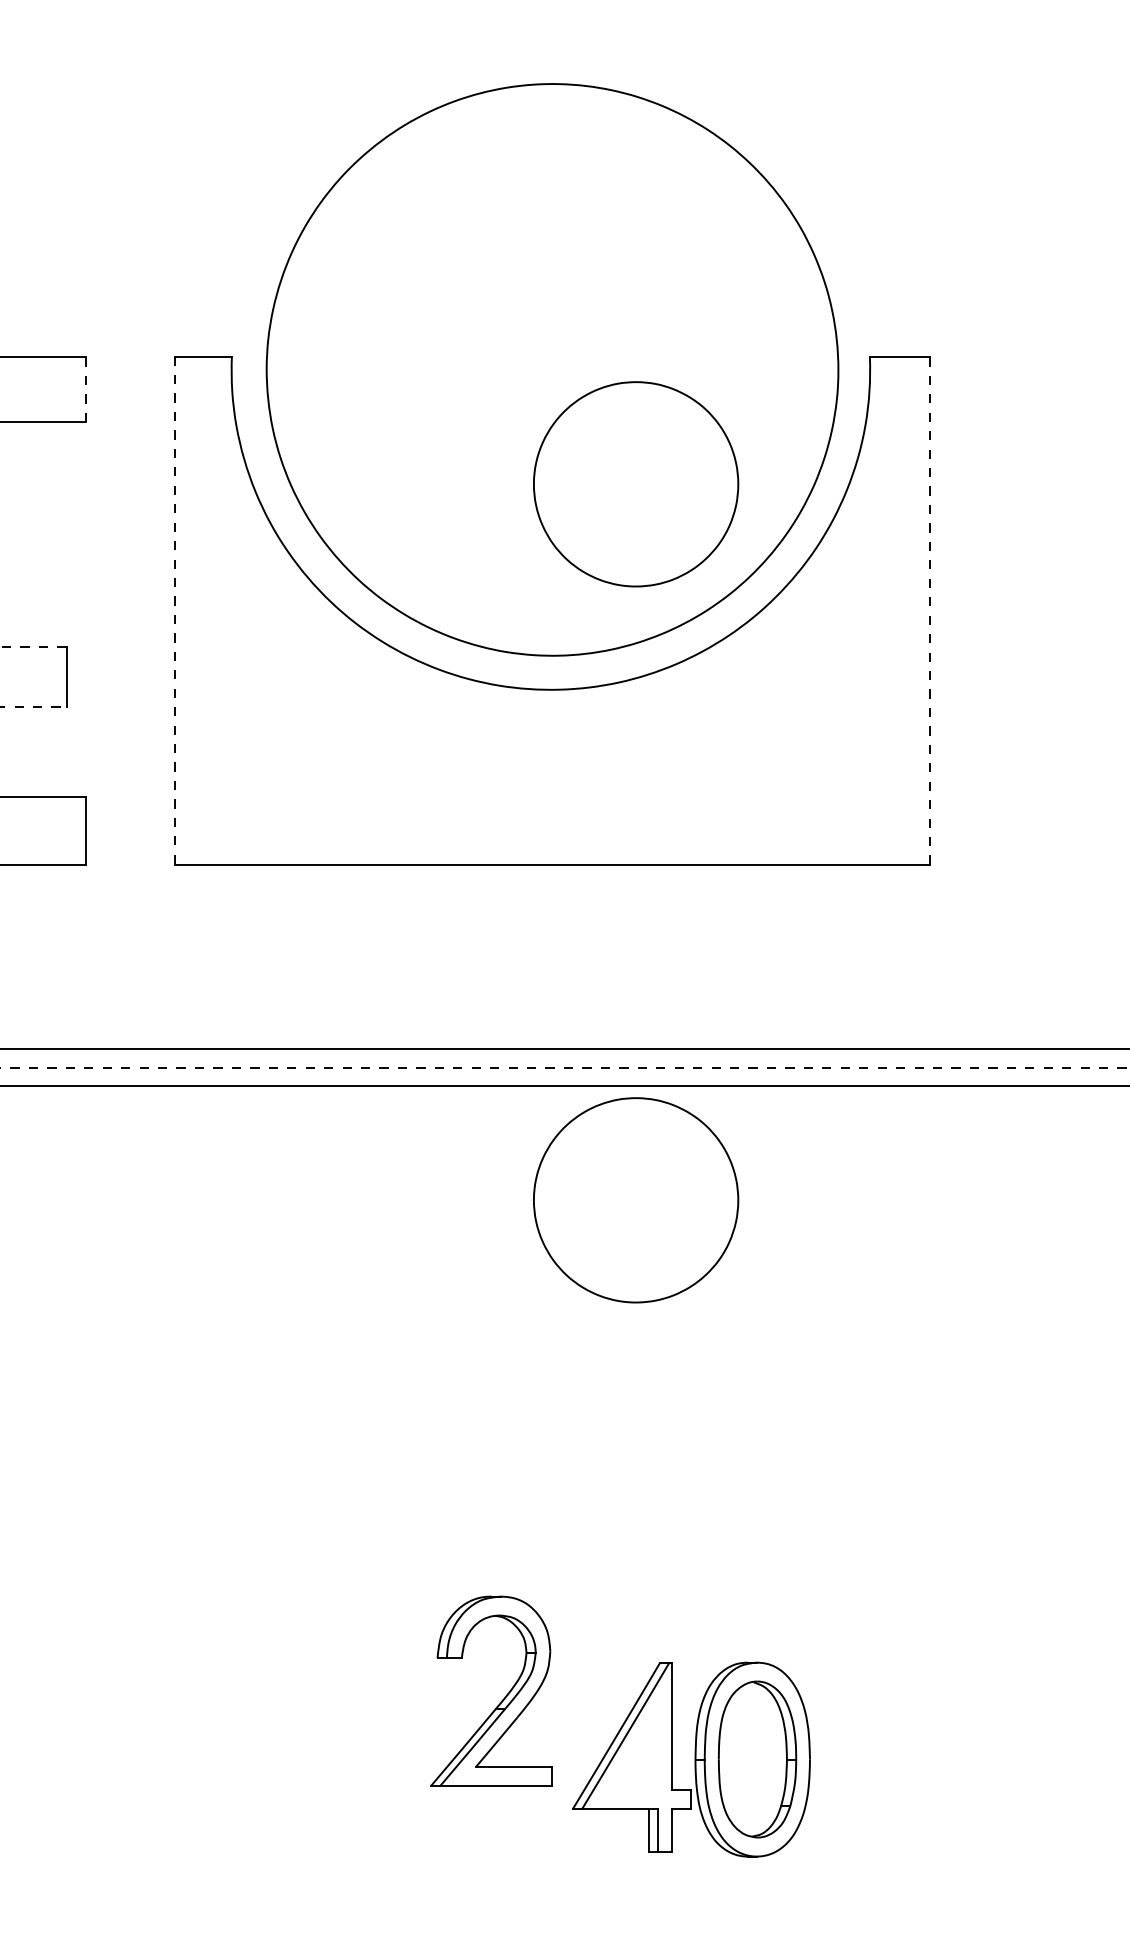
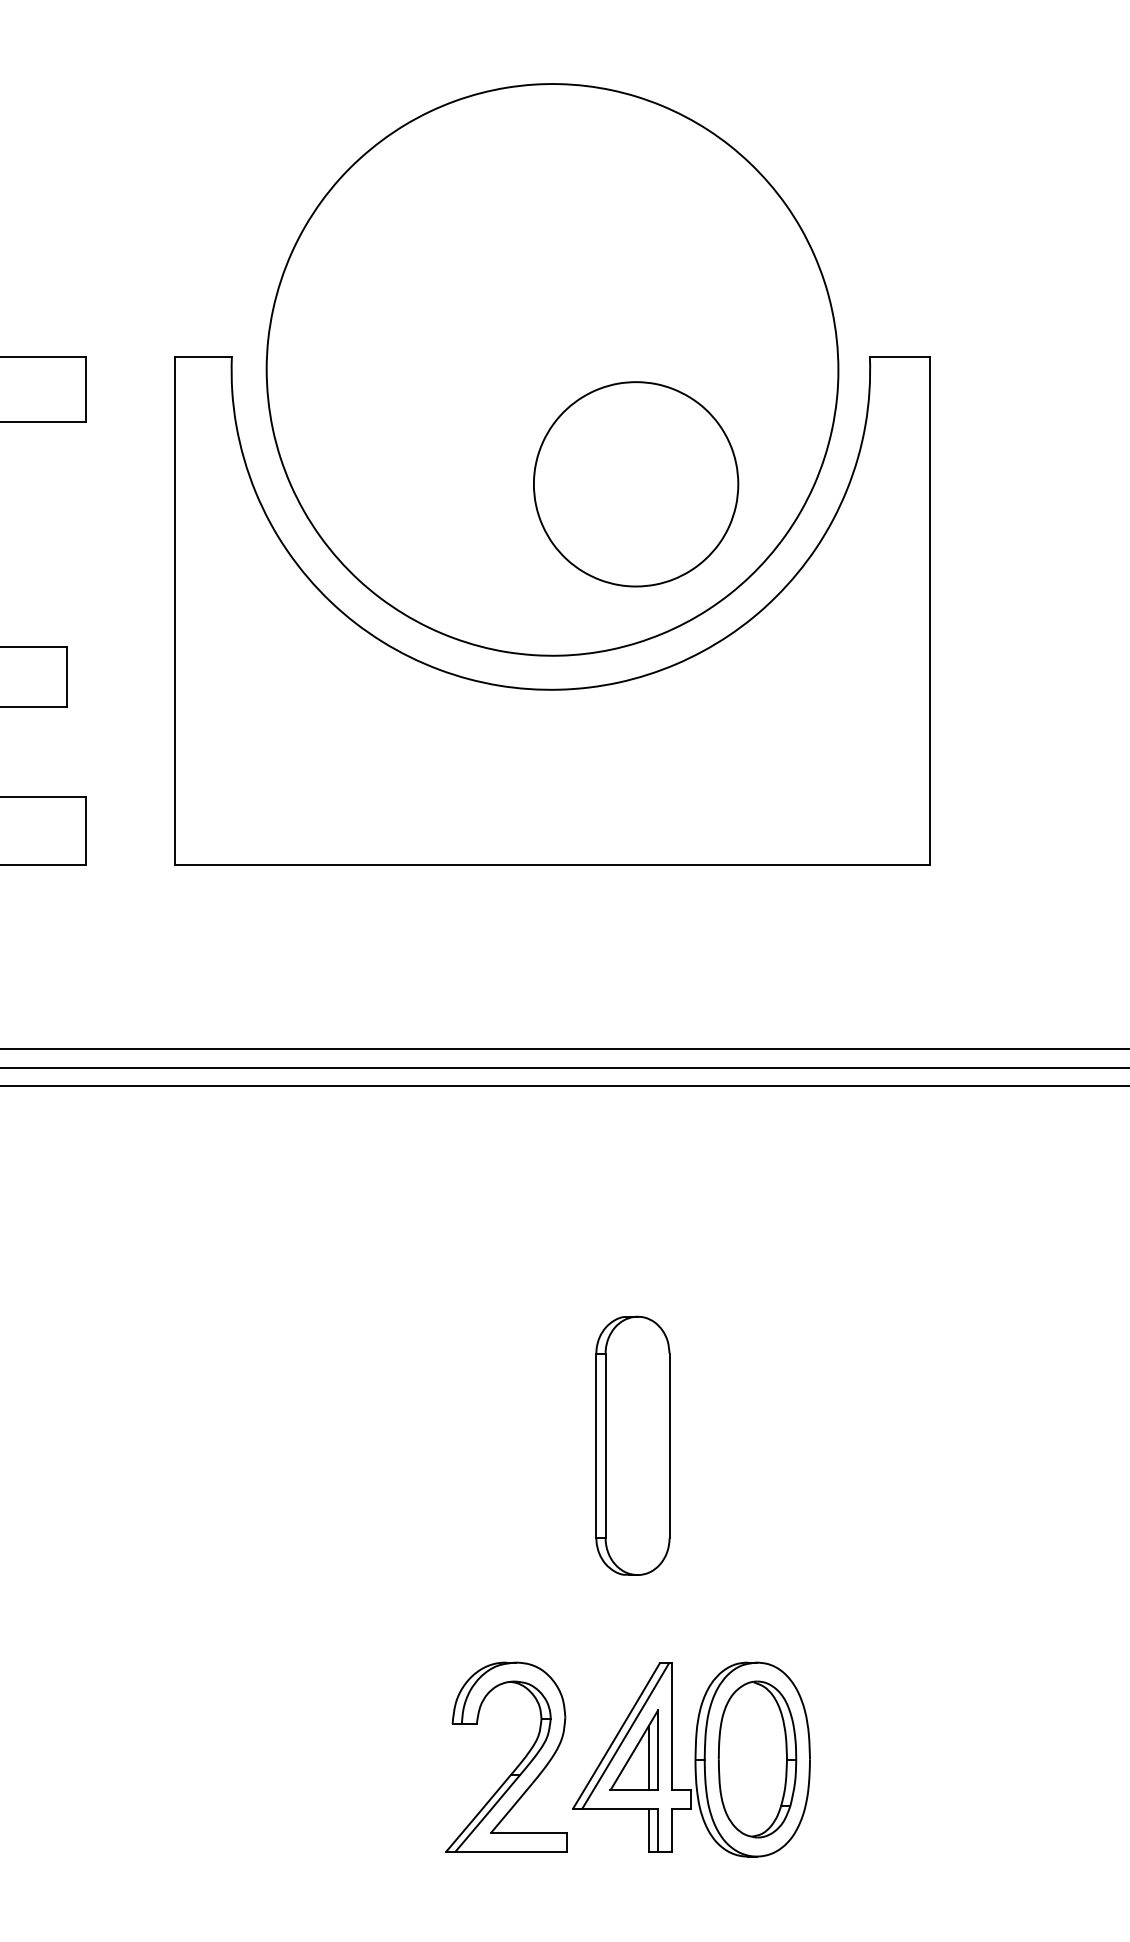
line: dashed -> solid (85, 389)
line: dashed -> solid (930, 610)
line: dashed -> solid (175, 611)
line: dashed -> solid (33, 647)
line: dashed -> solid (33, 707)
line: dashed -> solid (565, 1067)
part: present -> none (636, 1200)
part: none -> present (632, 1445)
part position: (501, 1700) -> (516, 1766) (516, 1766)
part: none -> present (633, 1749)
